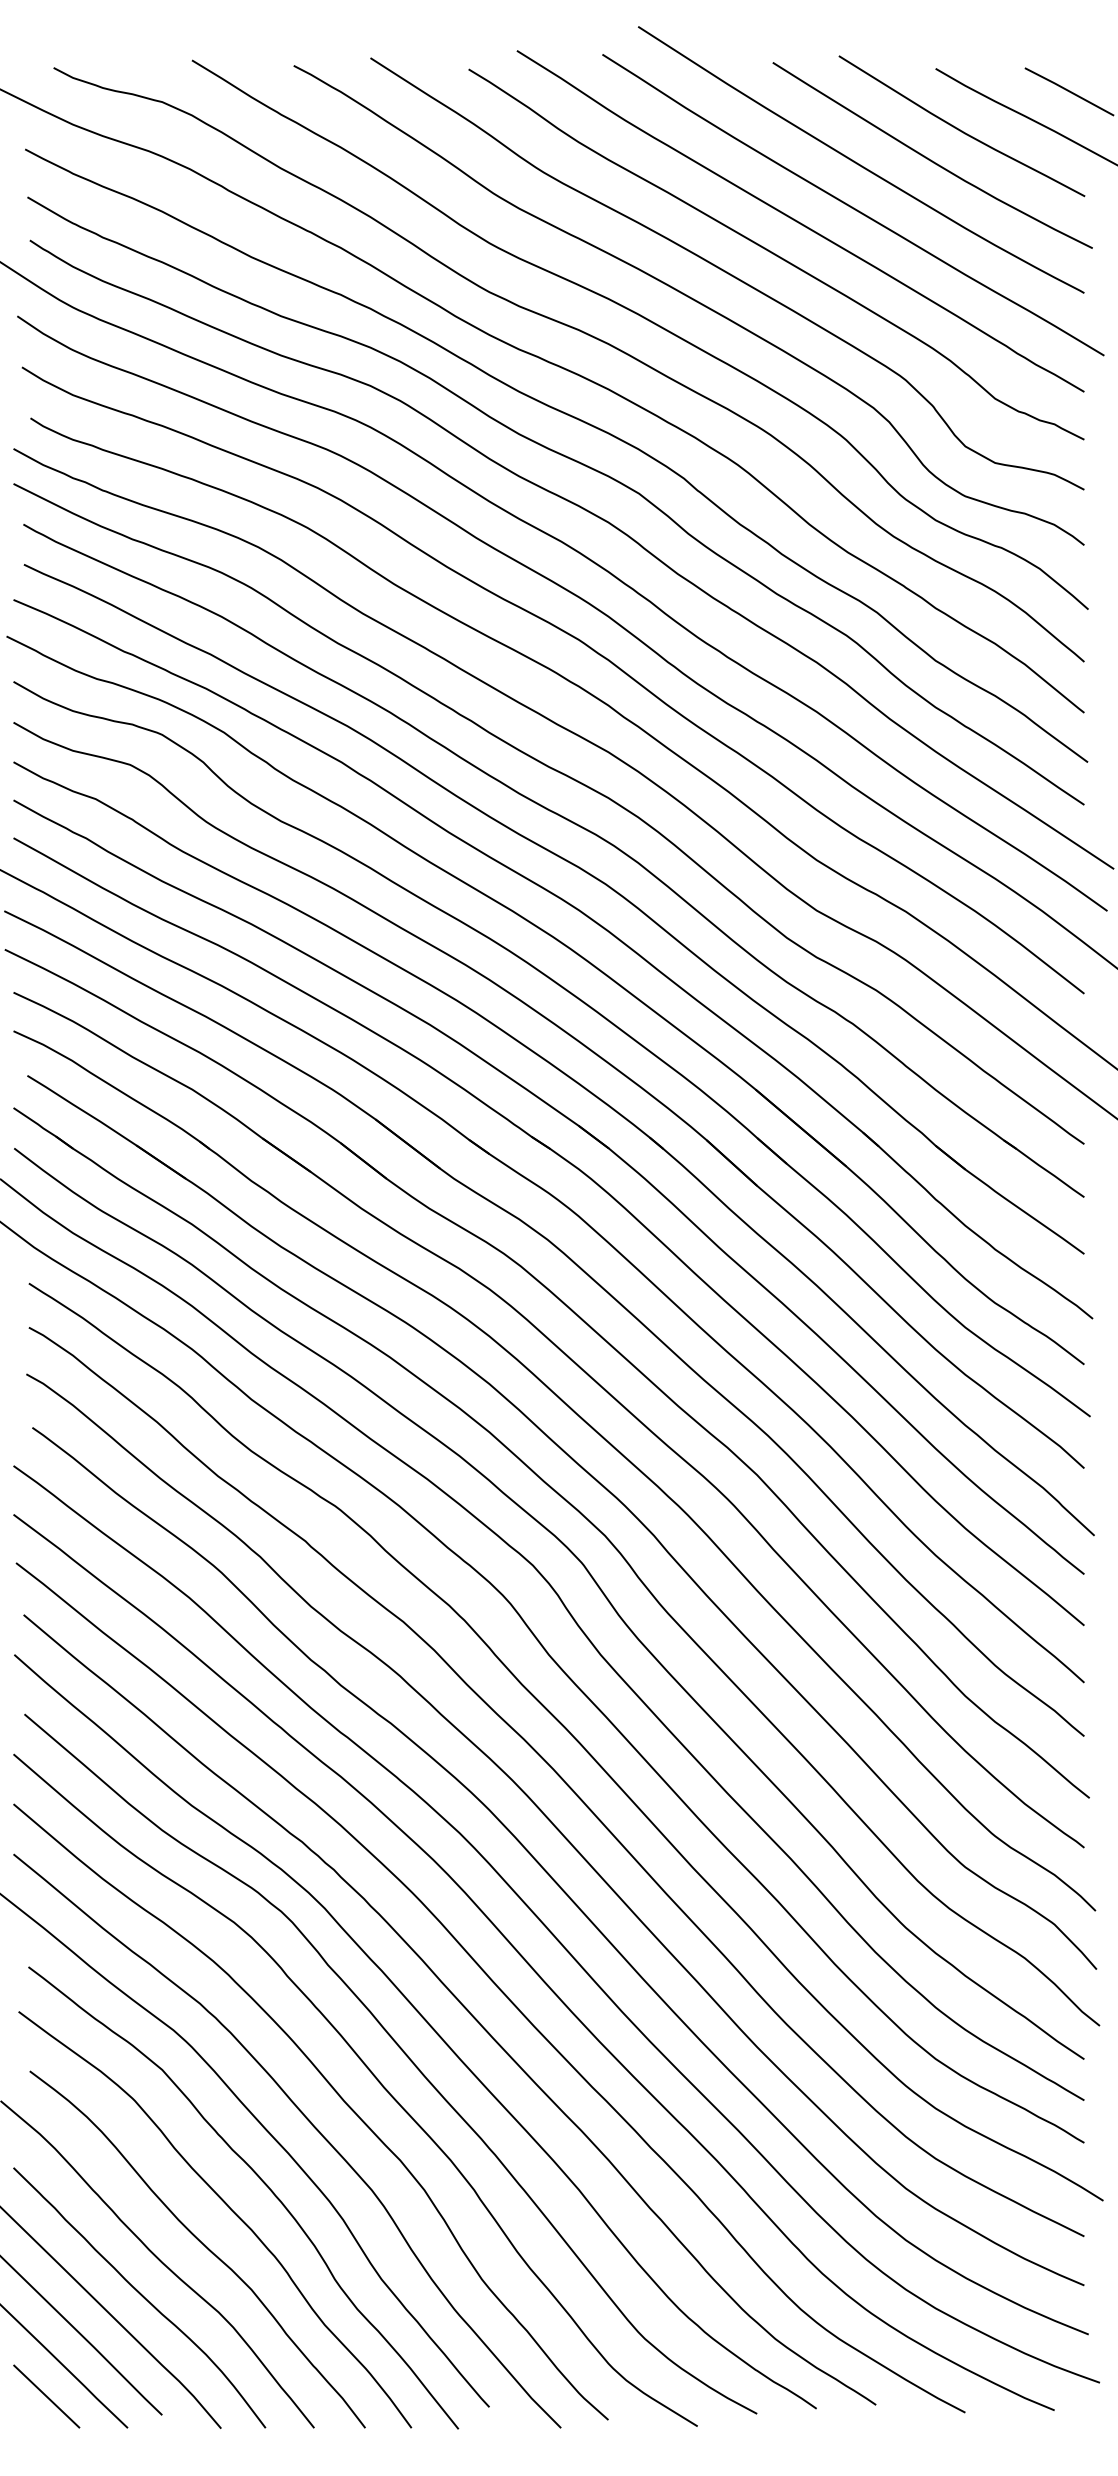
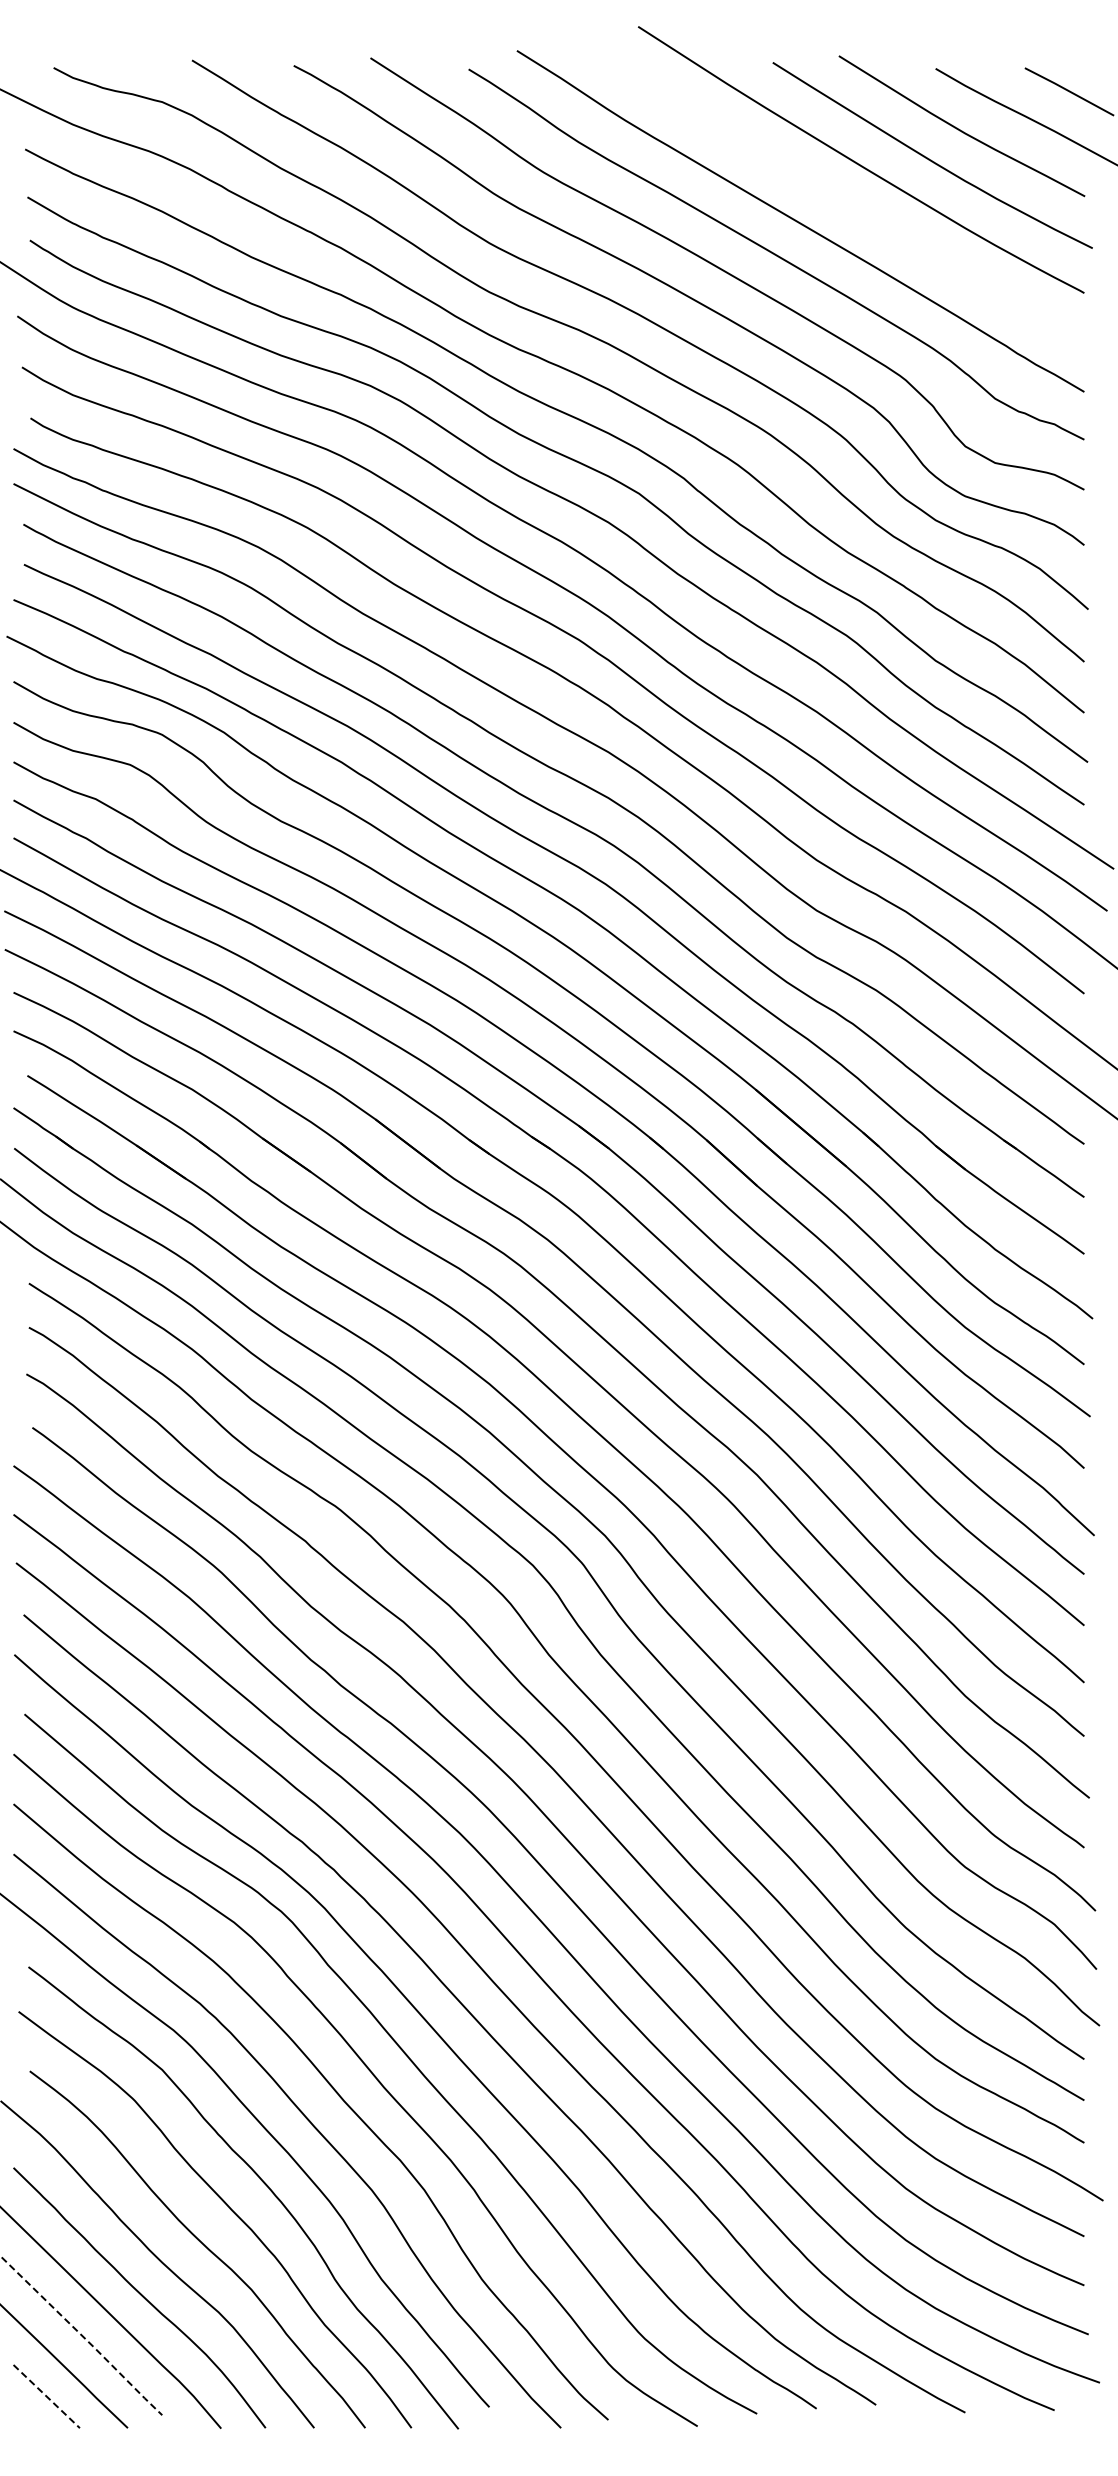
curve: present -> none (852, 206)
line: solid -> dashed (82, 2336)
line: solid -> dashed (46, 2396)
